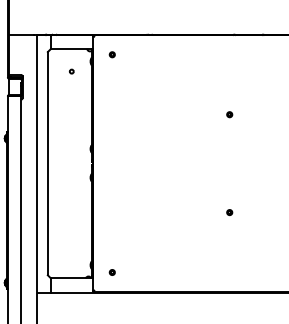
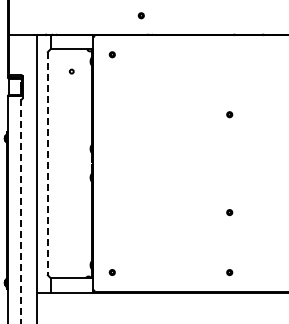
part: none -> present (140, 15)
line: solid -> dashed (47, 163)
line: solid -> dashed (20, 209)
part: none -> present (229, 272)
